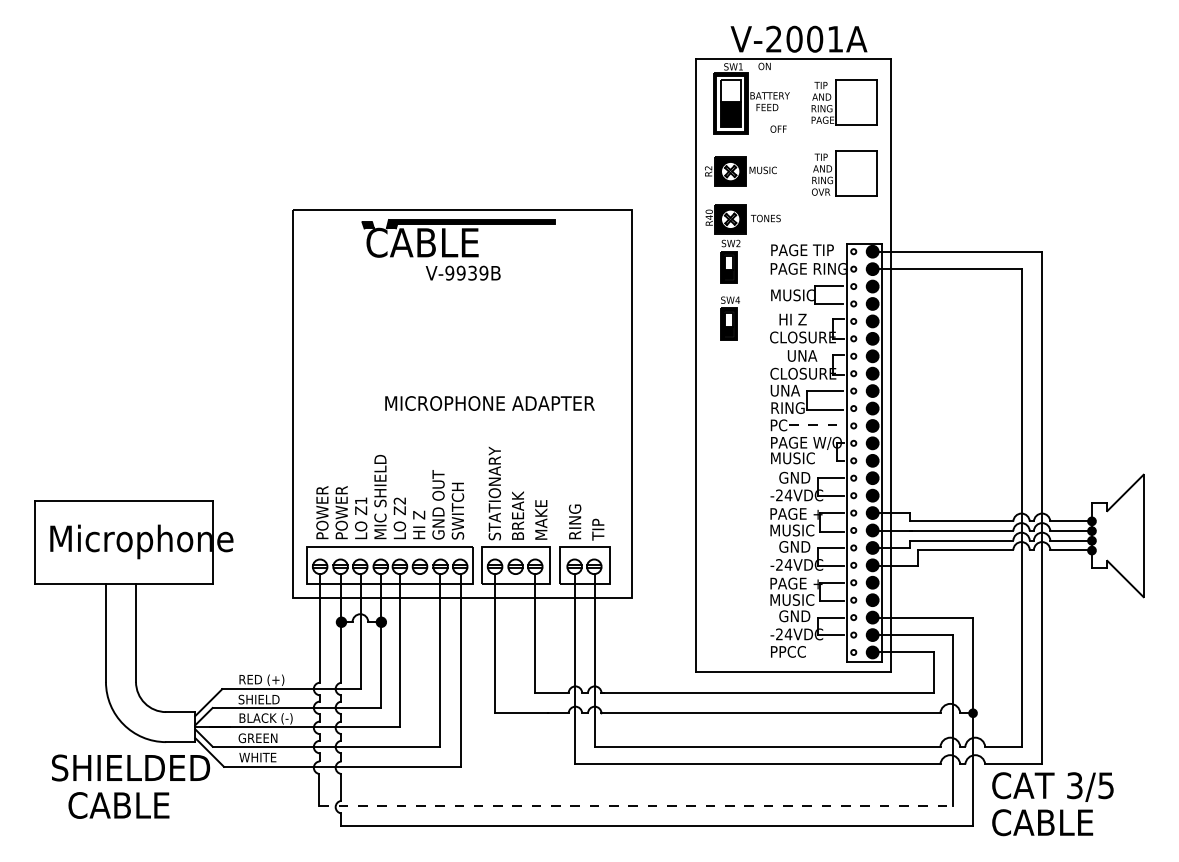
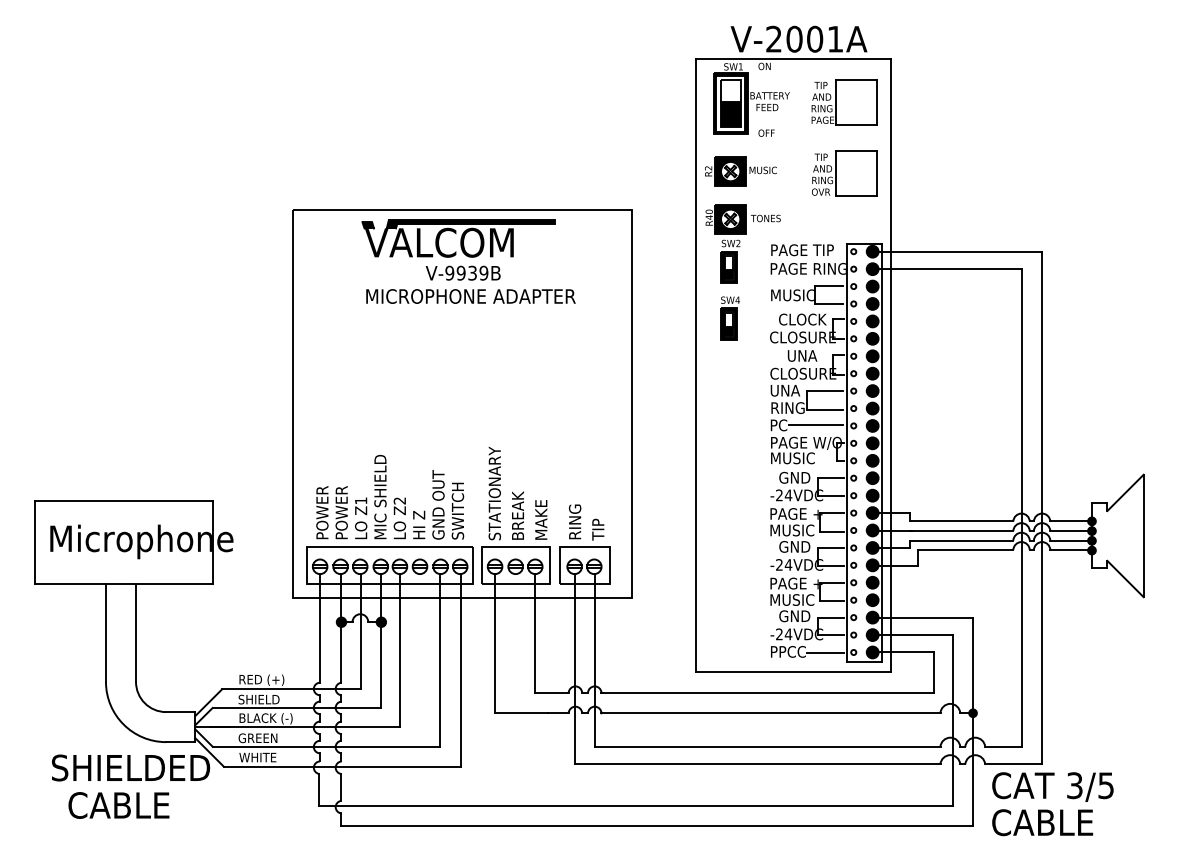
text position: (778, 128) -> (766, 132) (766, 132)
text: CABLE -> VALCOM (439, 242)
text: HI Z -> CLOCK (802, 319)
text position: (489, 403) -> (470, 296) (470, 296)
line: dashed -> solid (816, 425)
line: none -> present (825, 652)
line: dashed -> solid (636, 805)
